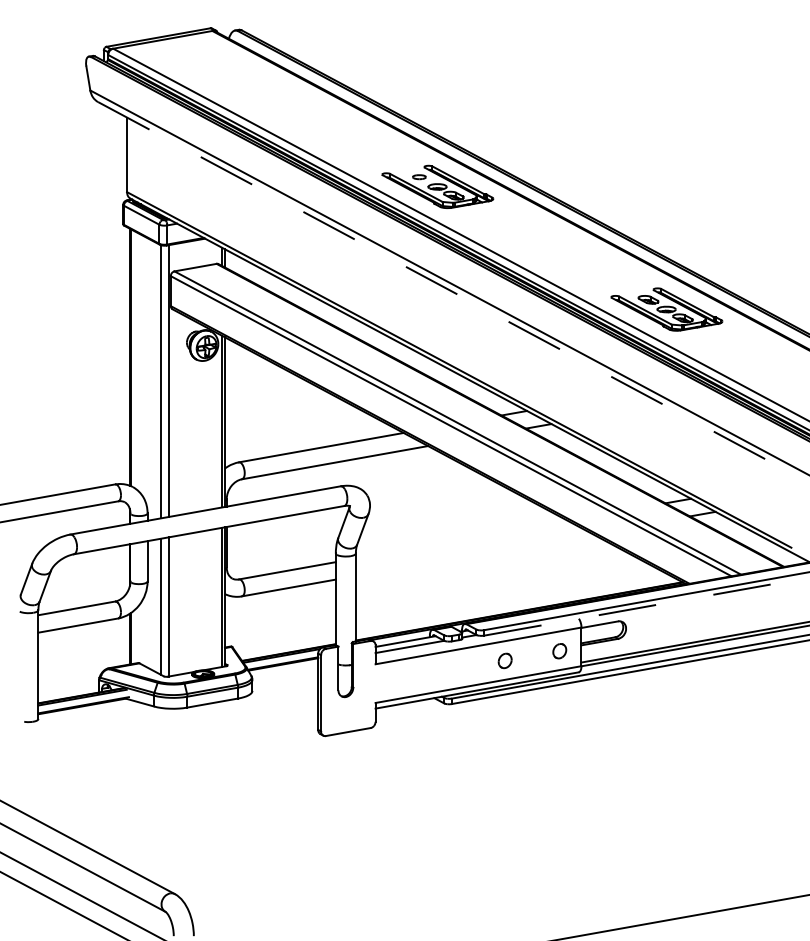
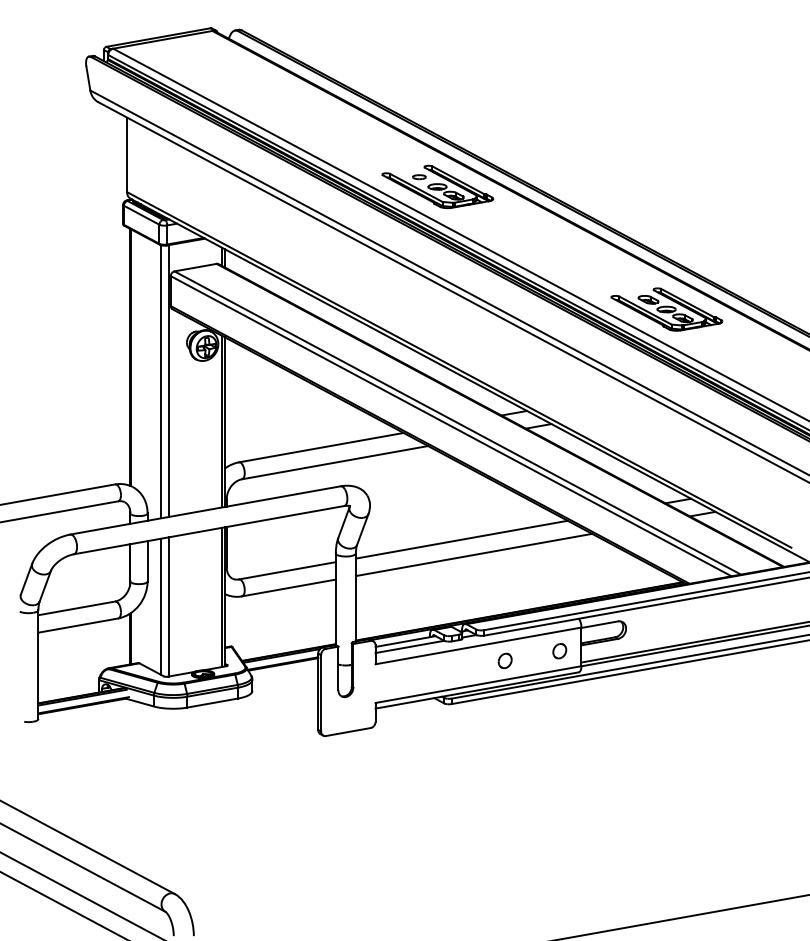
line: dashed -> solid (454, 292)
line: none -> present (461, 539)
line: none -> present (473, 554)
line: dashed -> solid (647, 606)
